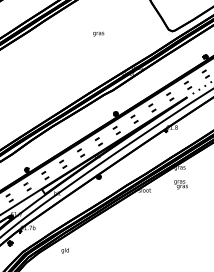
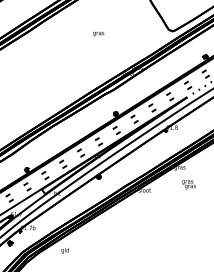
text position: (180, 184) -> (188, 184) (188, 184)
